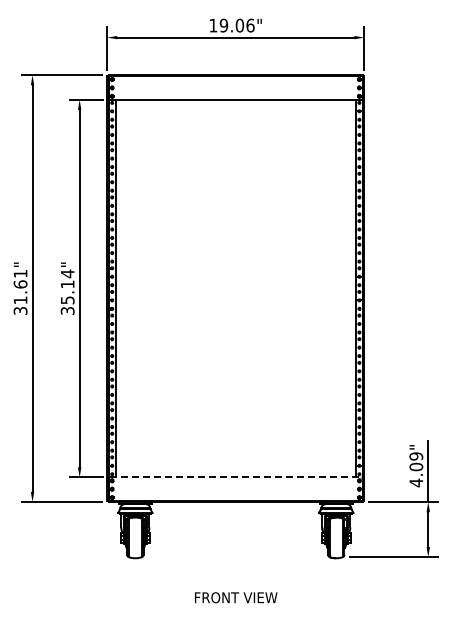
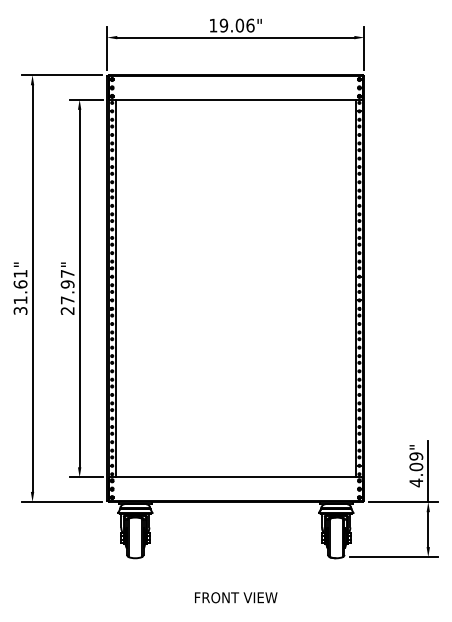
text: 35.14" -> 27.97" (67, 291)
line: dashed -> solid (235, 477)
